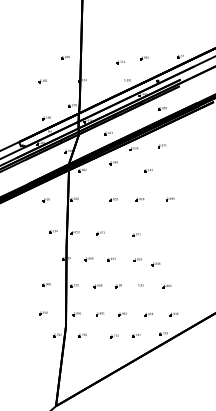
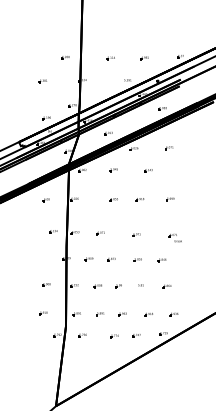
part position: (120, 62) -> (110, 58) (110, 58)
part position: (162, 146) -> (169, 148) (169, 148)
part position: (113, 163) -> (113, 170) (113, 170)
part: none -> present (174, 238)
part position: (155, 264) -> (161, 260) (161, 260)
